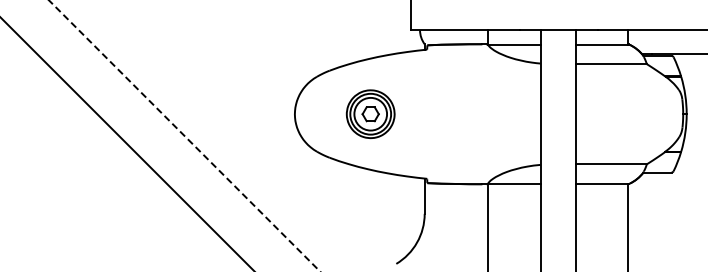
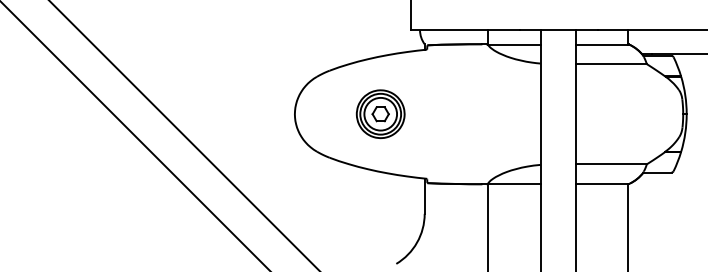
part position: (370, 114) -> (380, 114) (380, 114)
line: dashed -> solid (184, 135)
line position: (126, 143) -> (134, 135) (134, 135)
